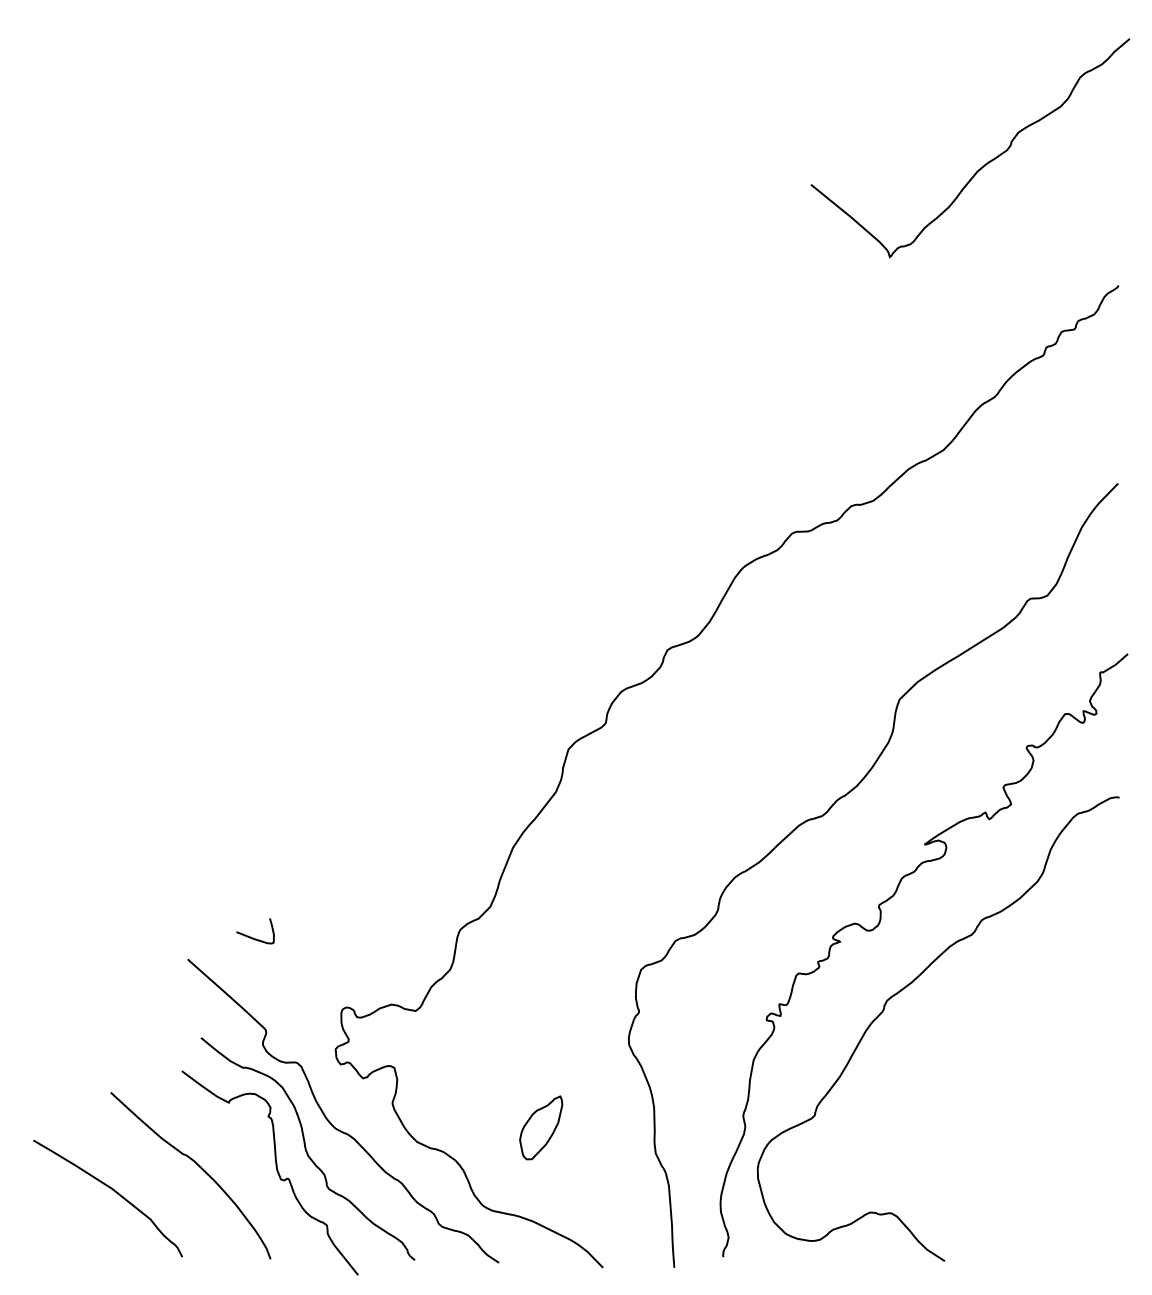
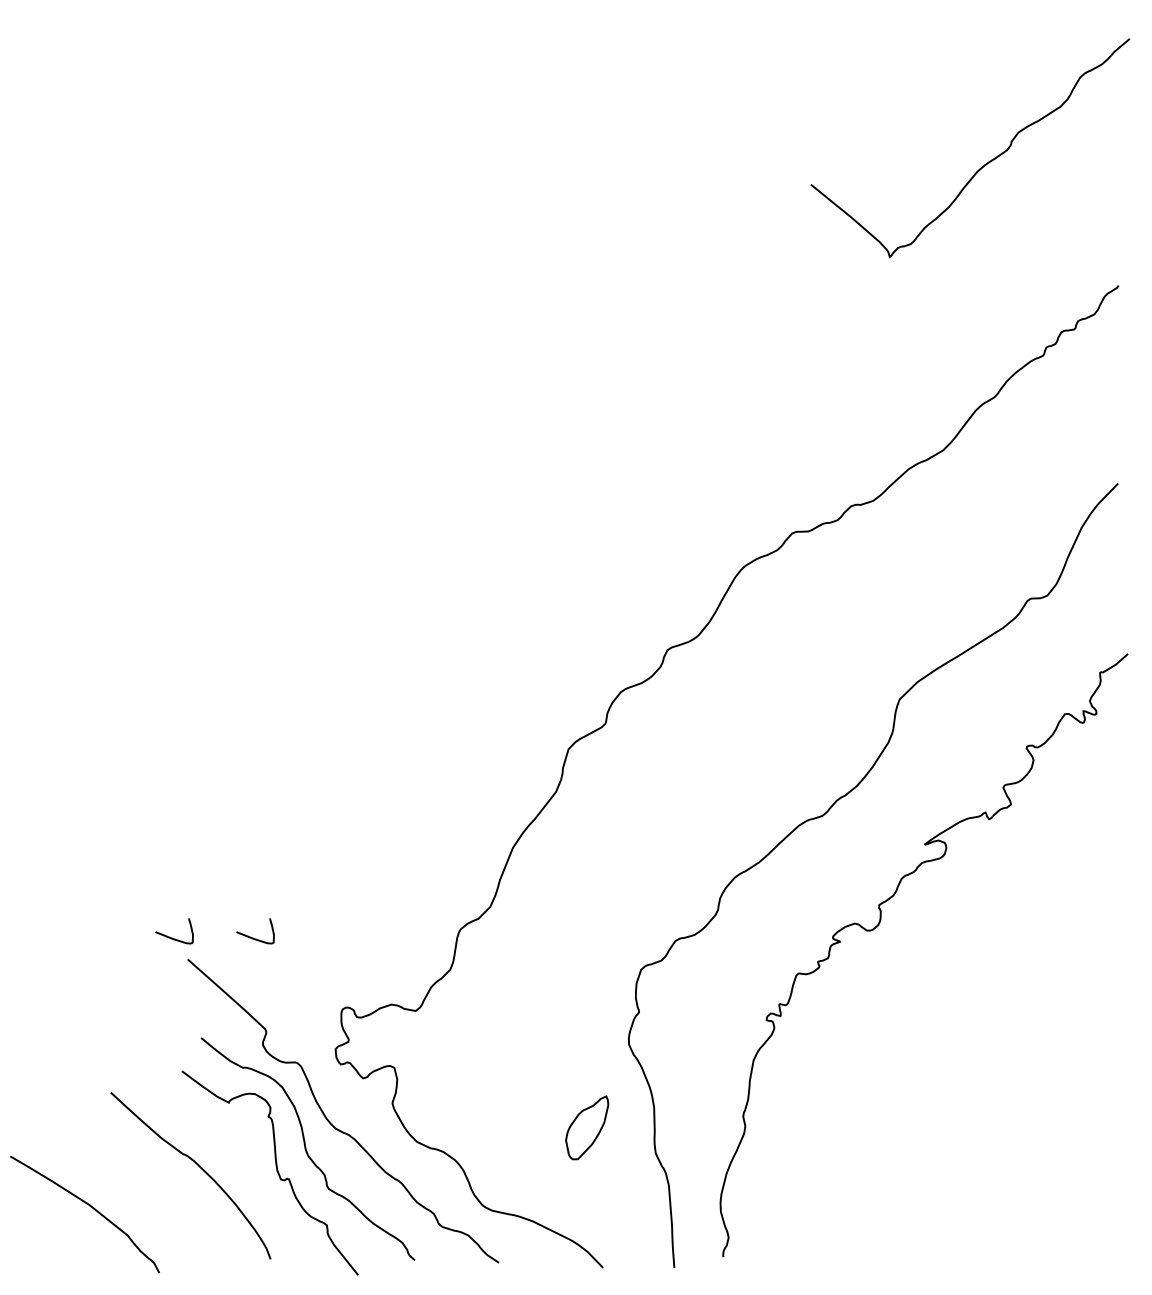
curve: none -> present (172, 937)
curve: present -> none (908, 986)
part position: (541, 1127) -> (587, 1127) (587, 1127)
curve position: (113, 1191) -> (90, 1207) (90, 1207)
